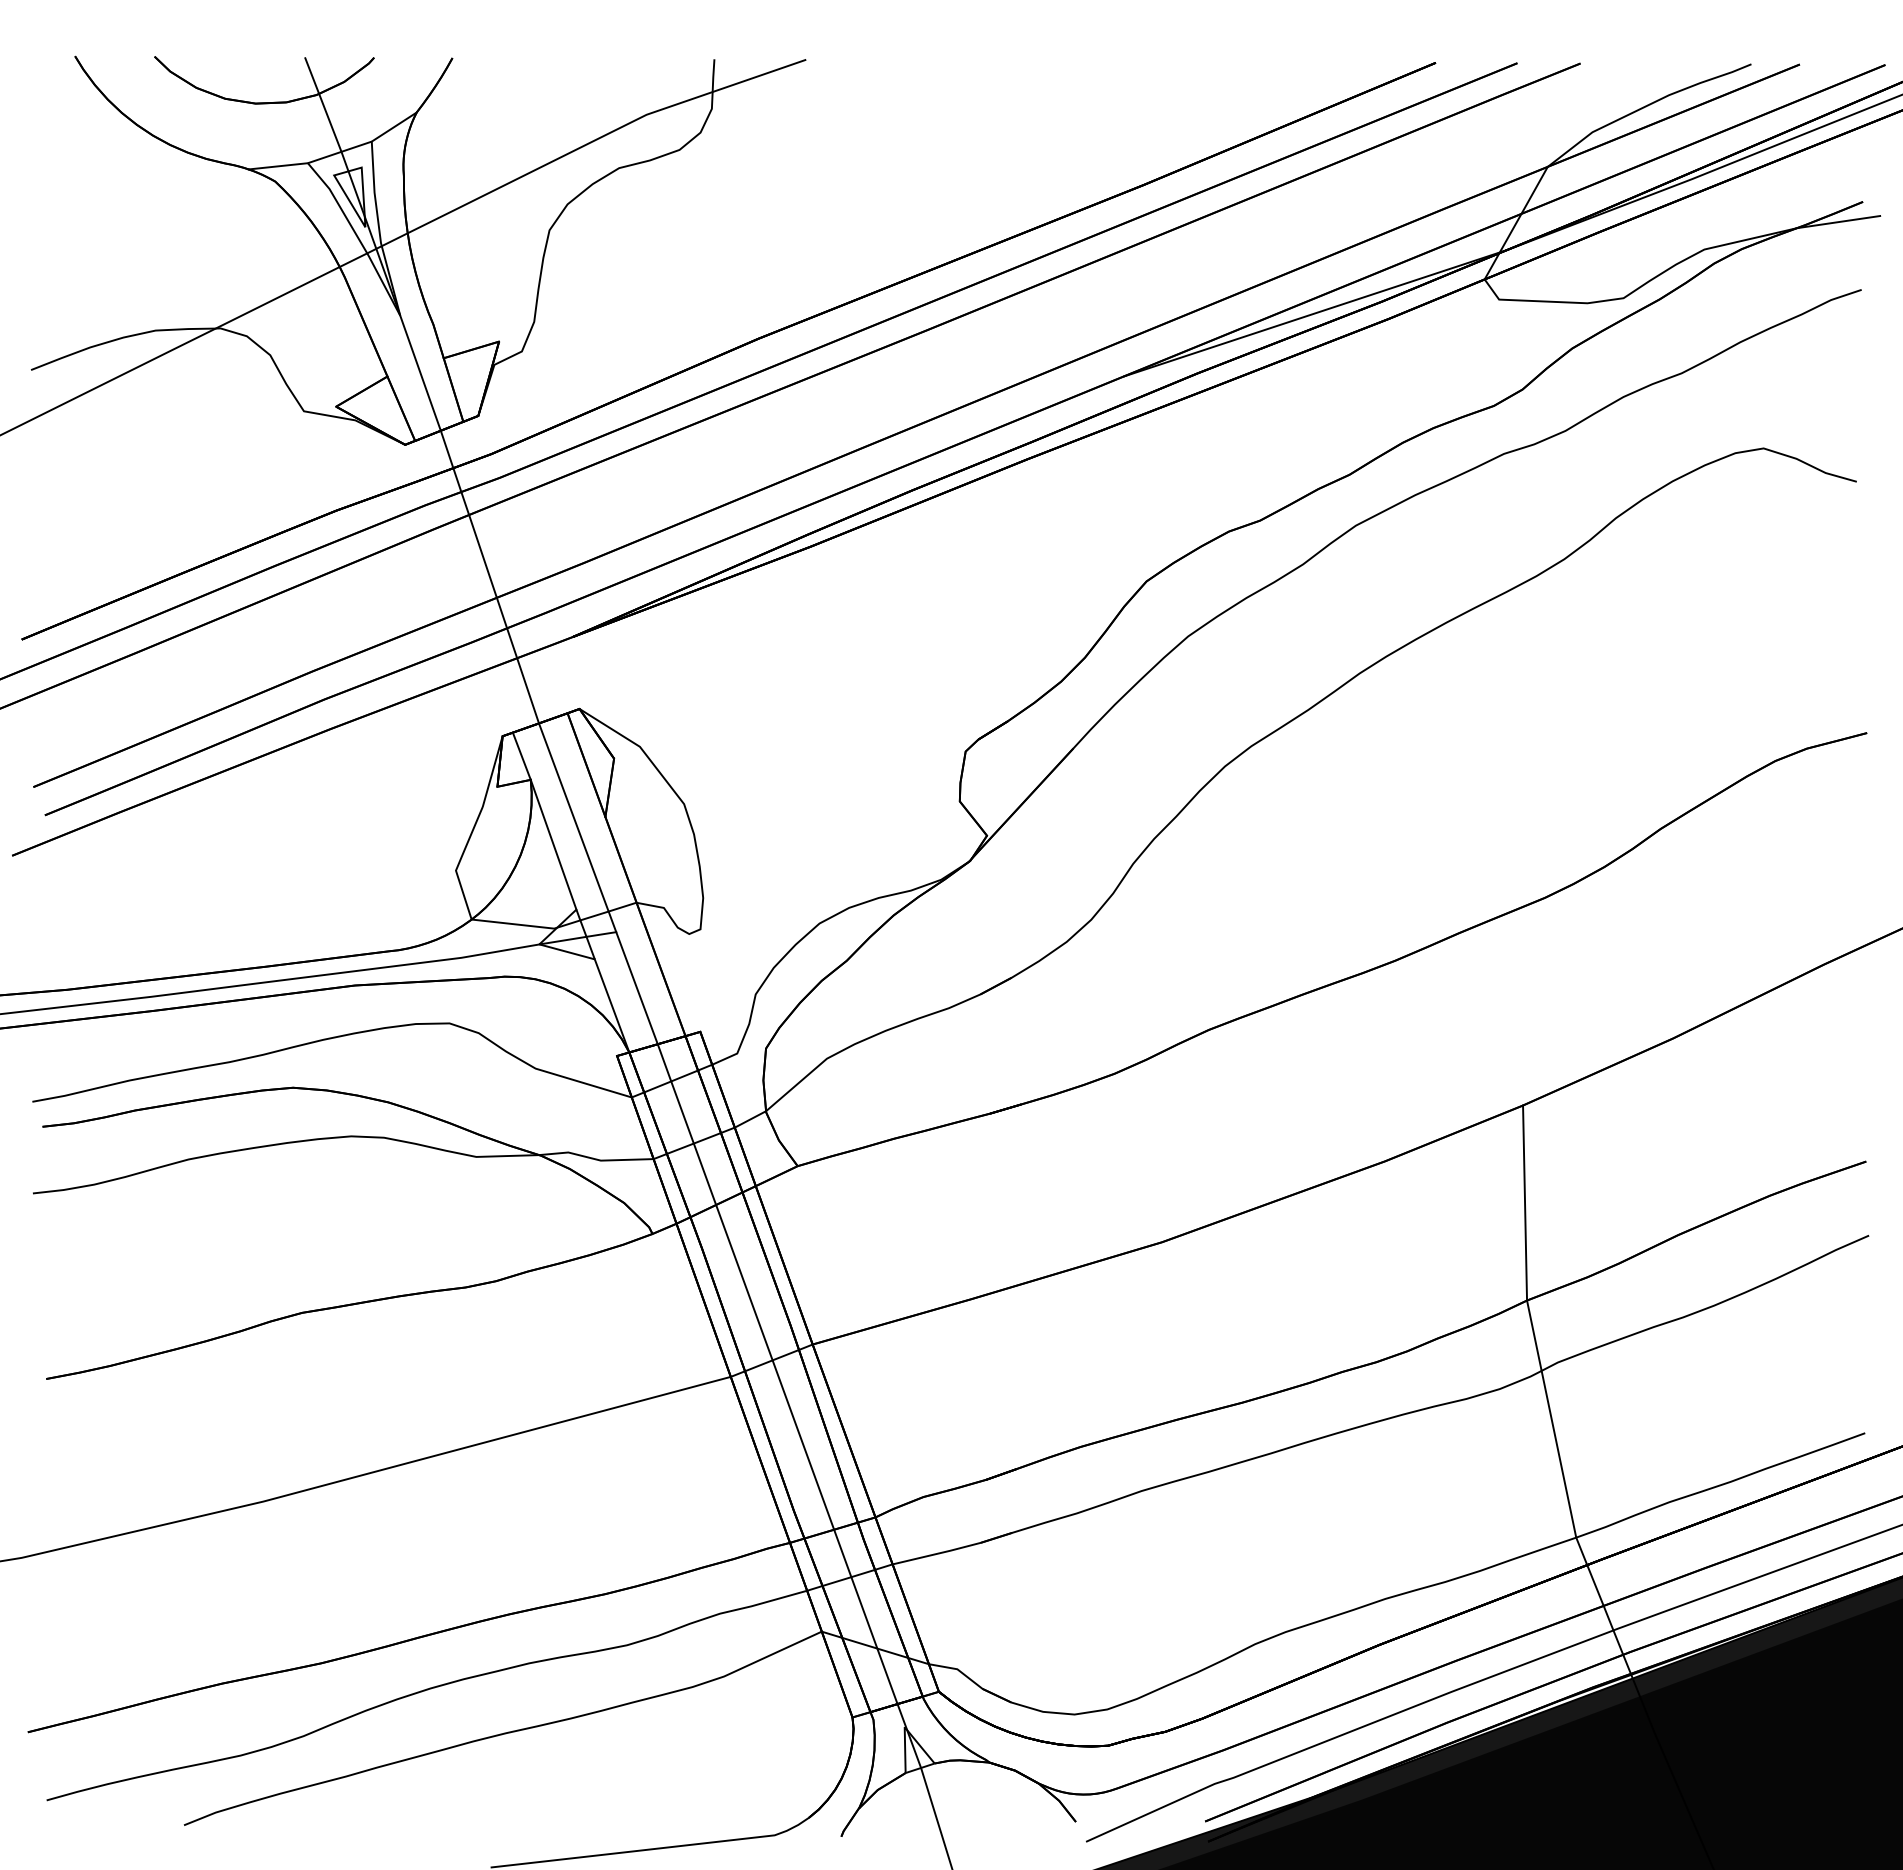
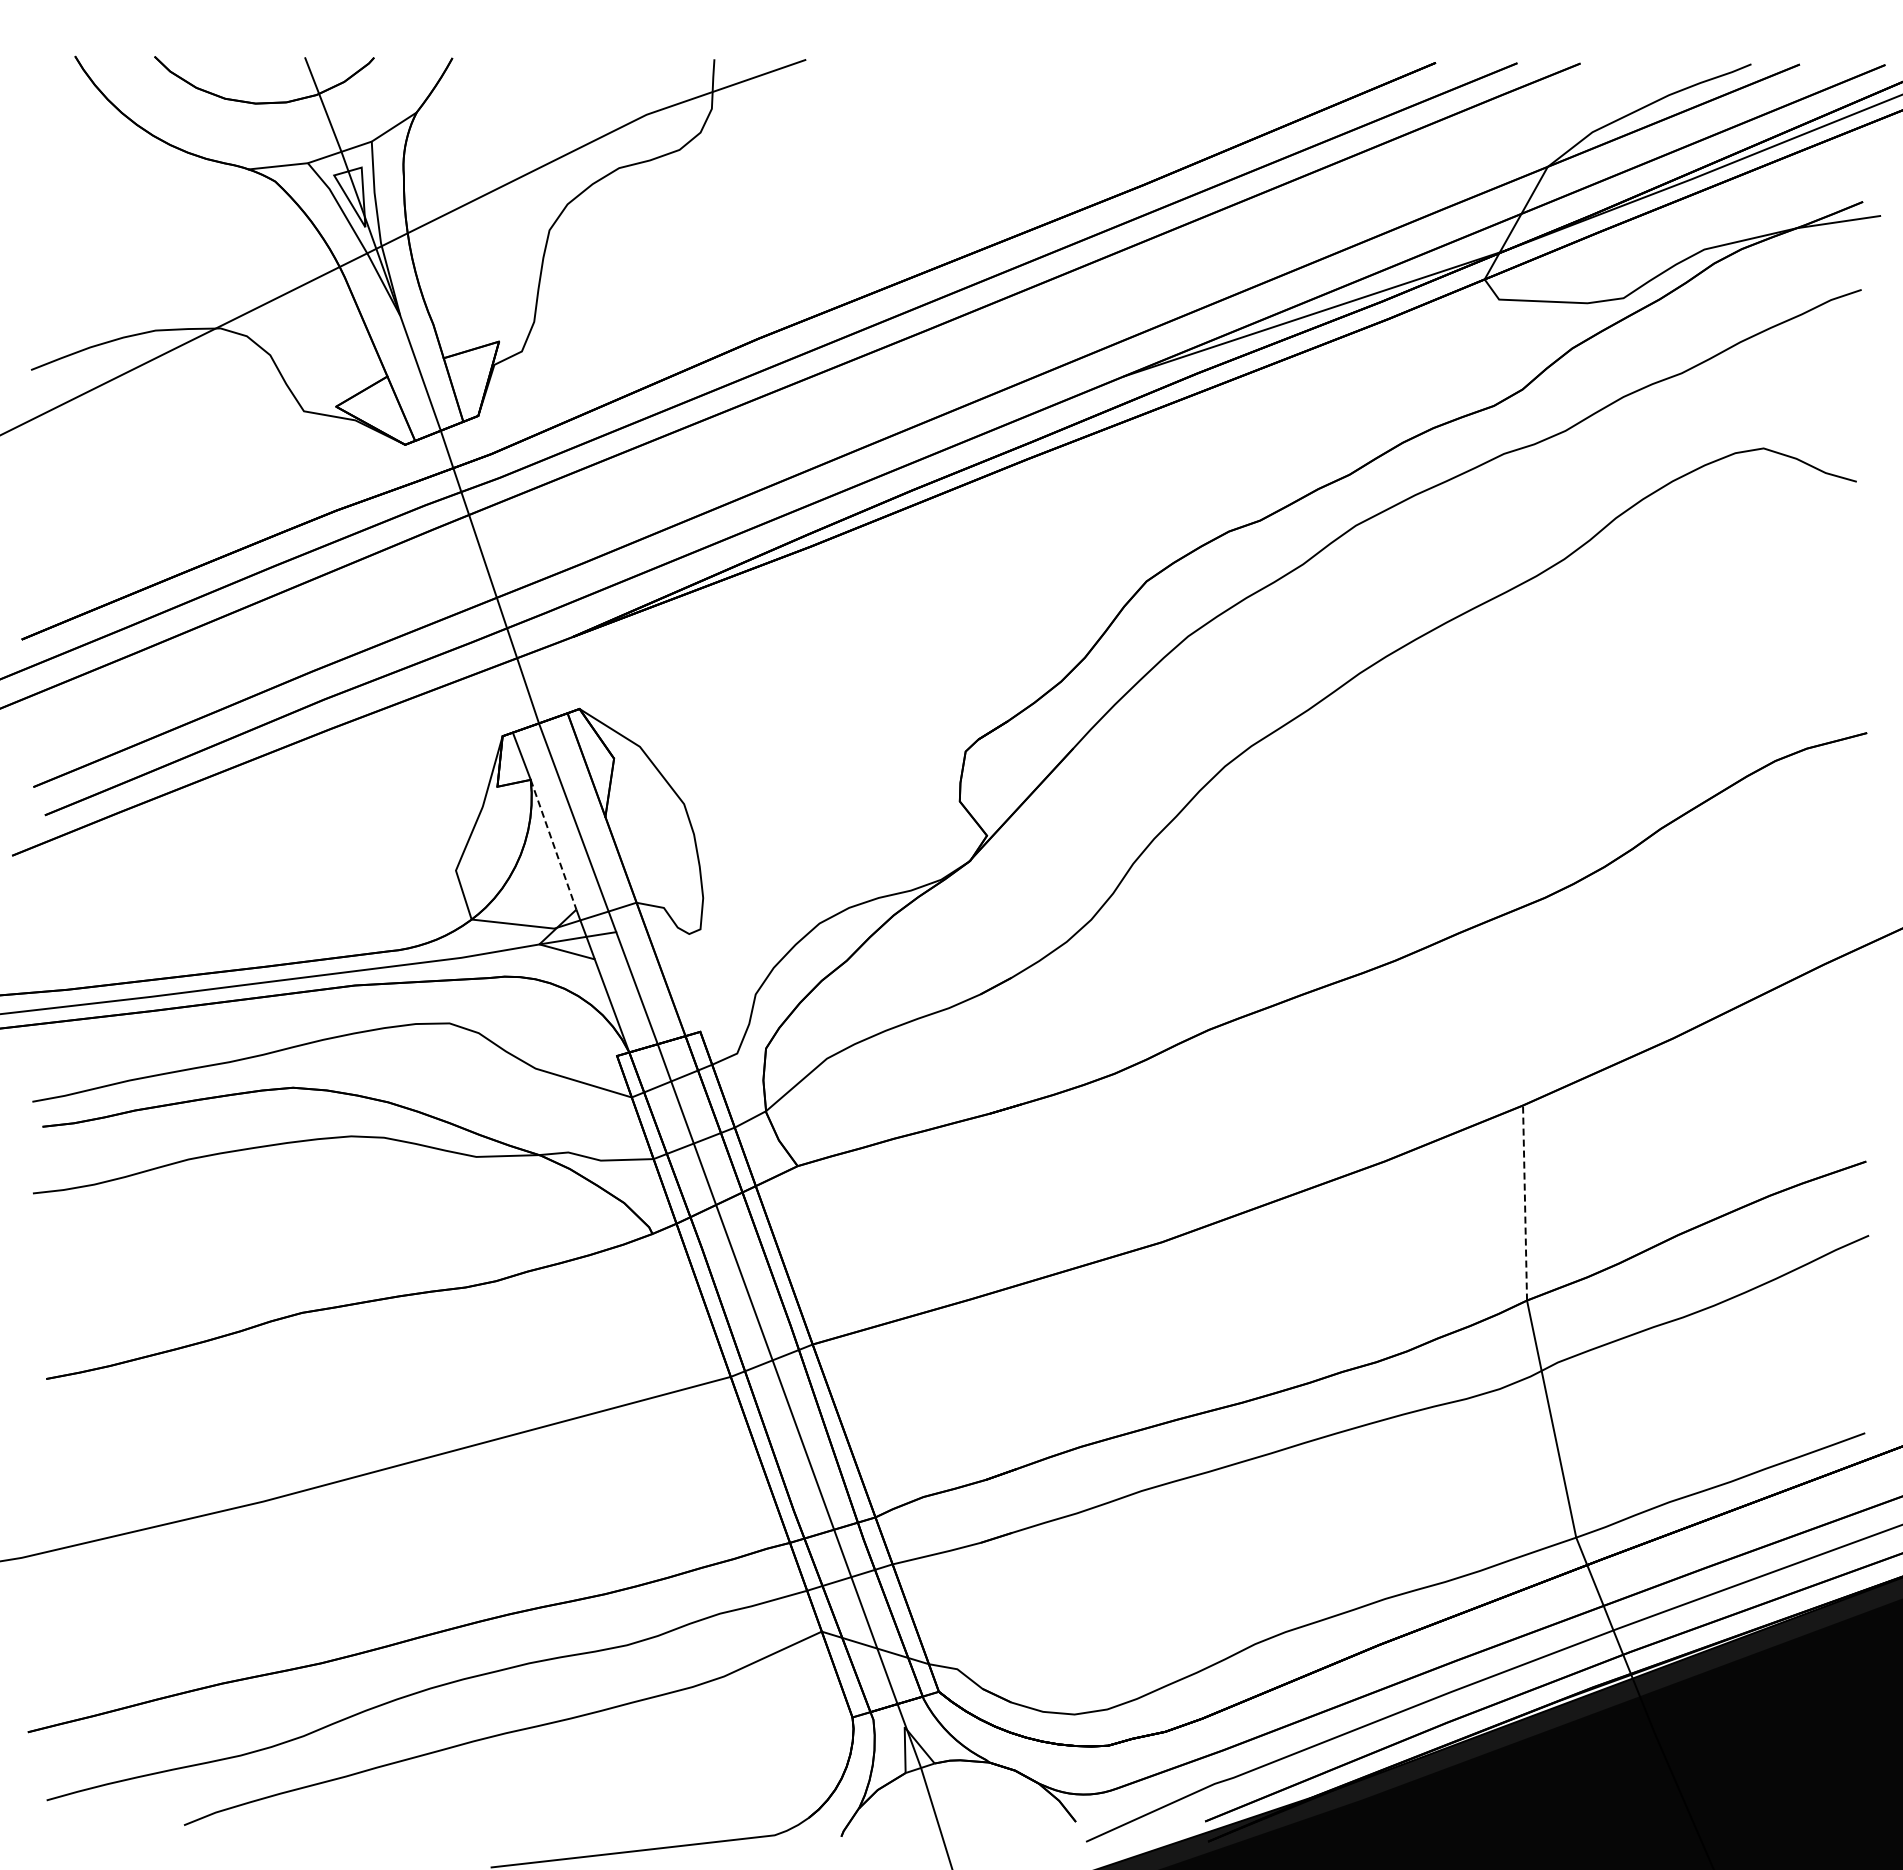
line: solid -> dashed (553, 844)
line: solid -> dashed (1525, 1203)
